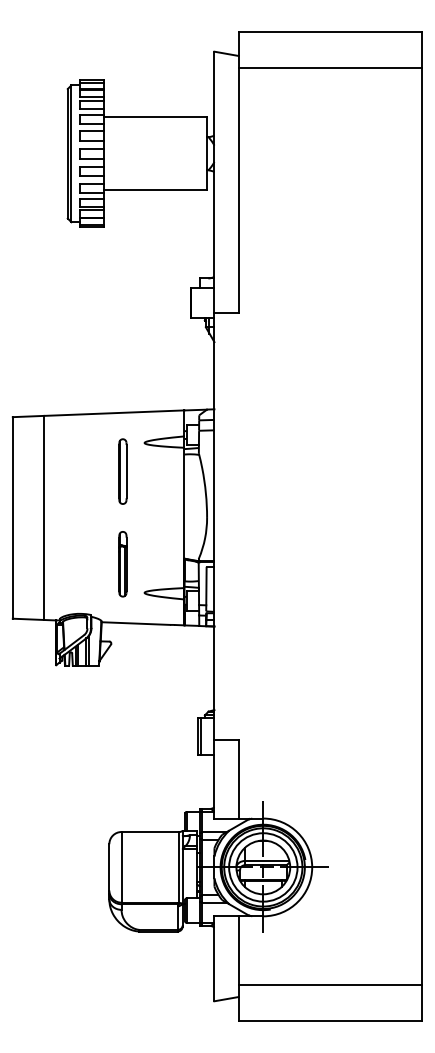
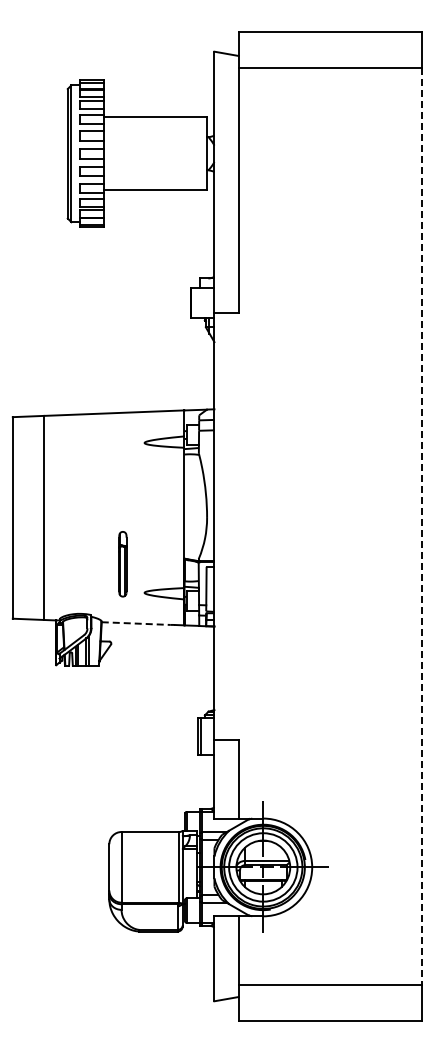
part: present -> none (122, 471)
line: solid -> dashed (422, 527)
line: solid -> dashed (136, 623)
